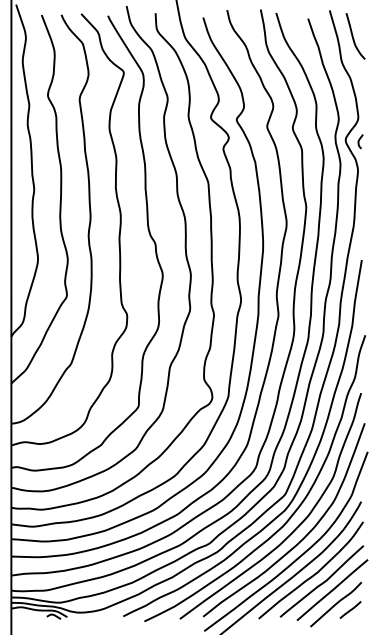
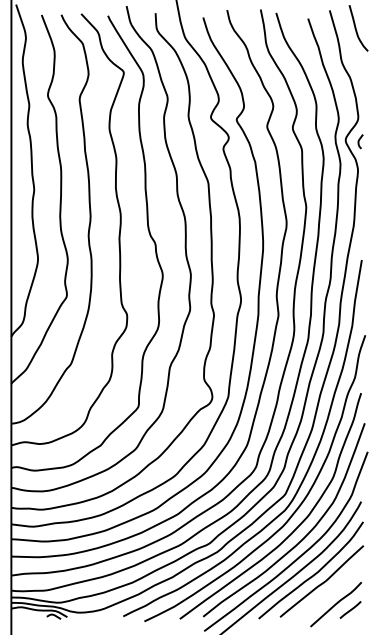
curve position: (353, 36) -> (356, 28) (356, 28)
line: present -> none (332, 589)
